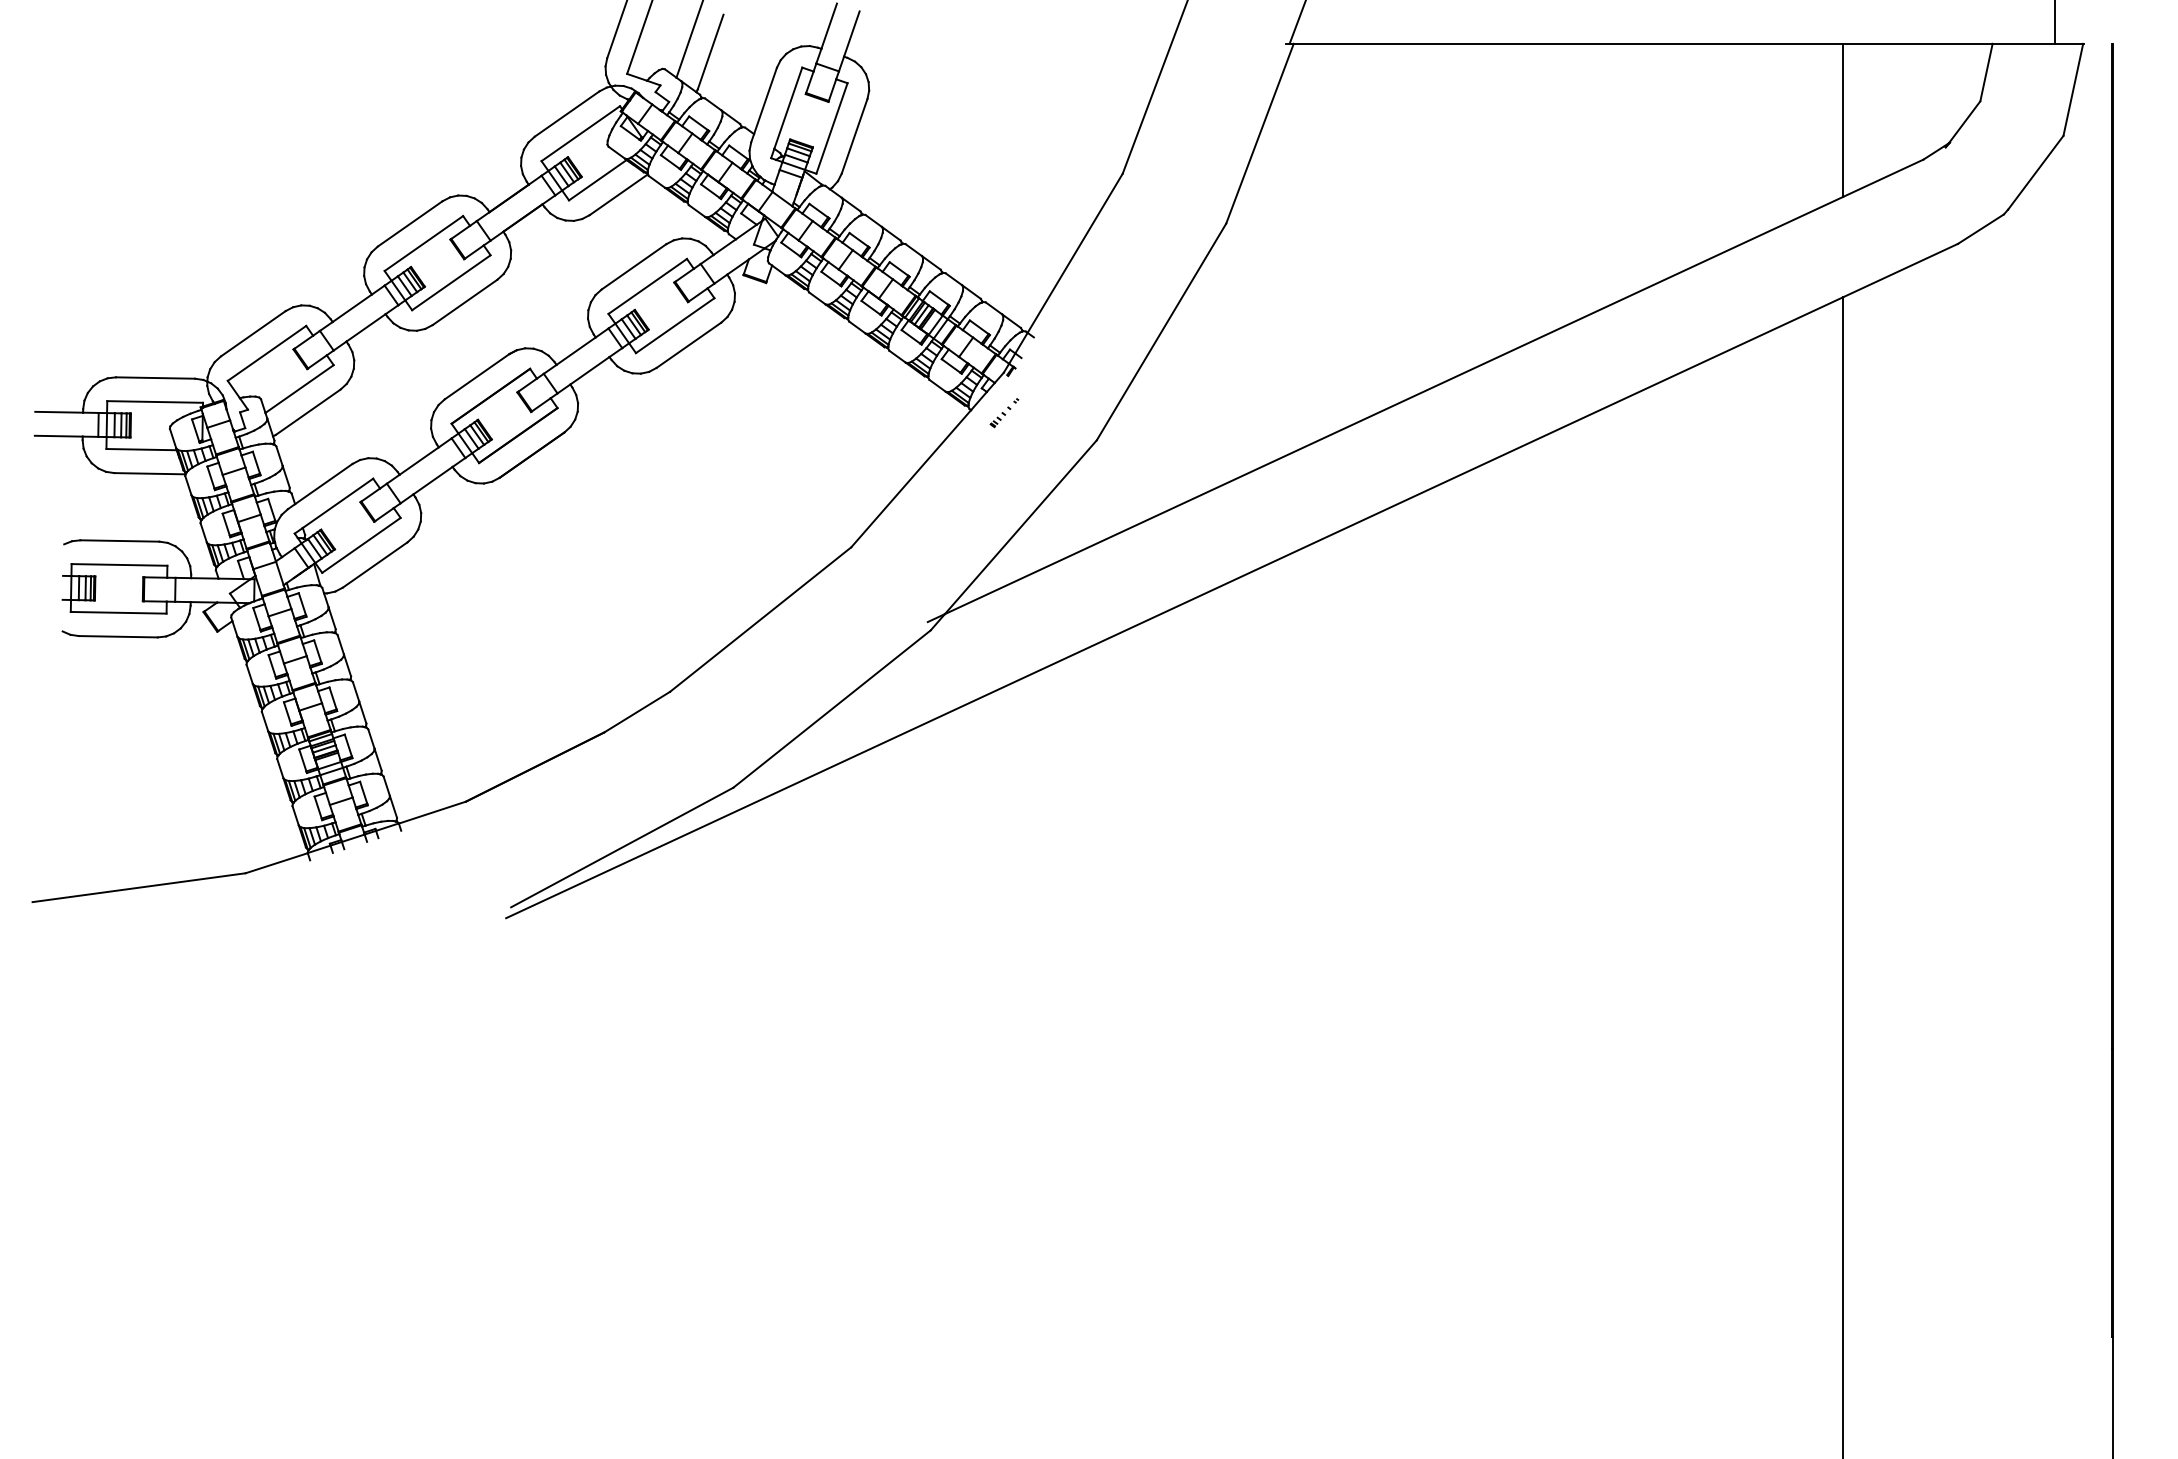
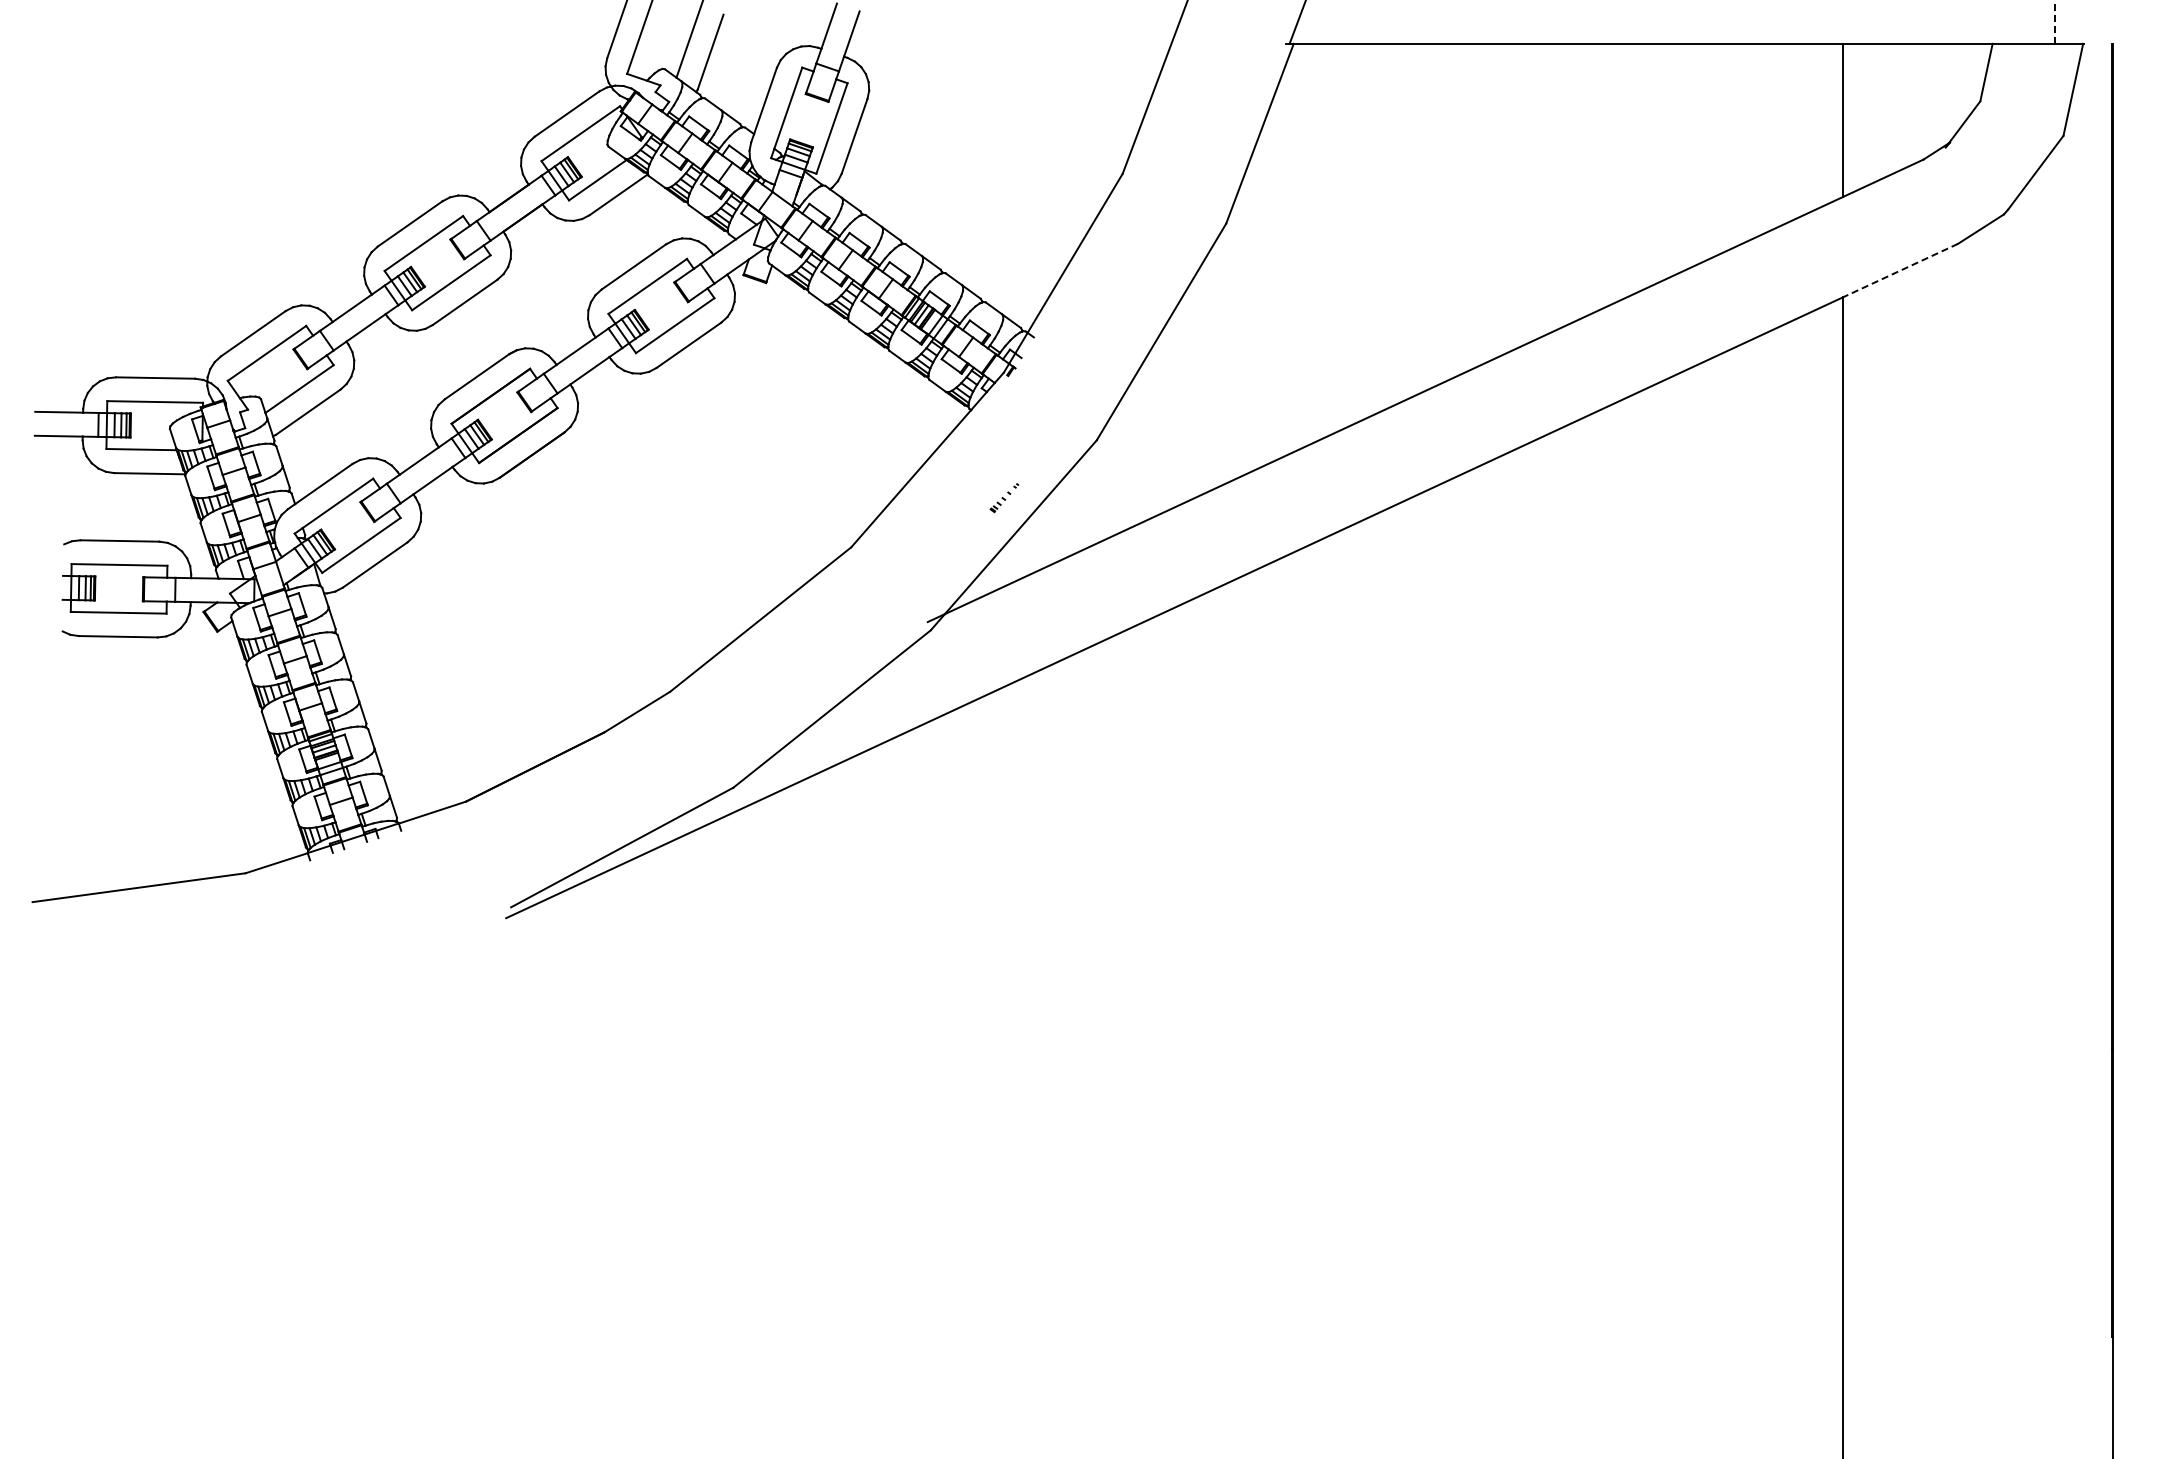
line: solid -> dashed (2055, 21)
line: solid -> dashed (1900, 270)
part position: (1004, 413) -> (1004, 498) (1004, 498)
